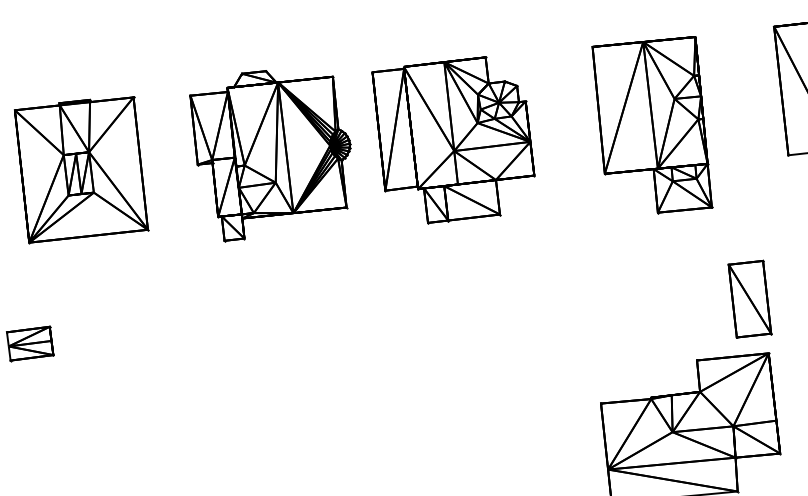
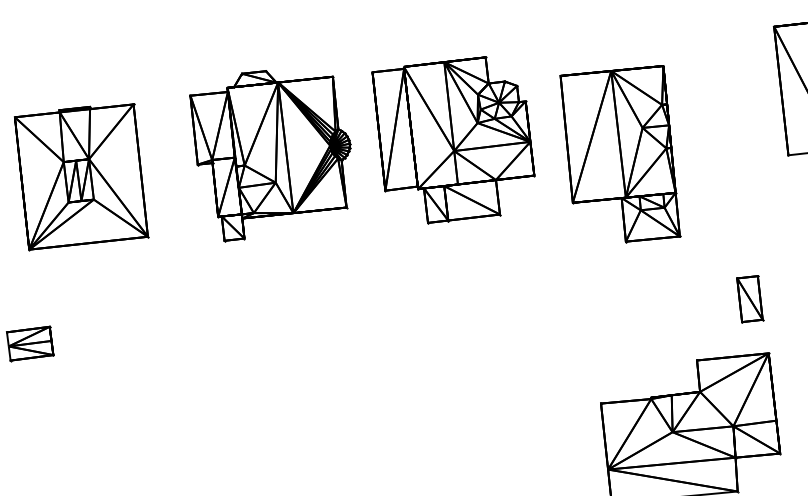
part position: (652, 125) -> (620, 154) (620, 154)
part position: (81, 170) -> (81, 177) (81, 177)
part size: 46x80 px -> 29x49 px (750, 299)
